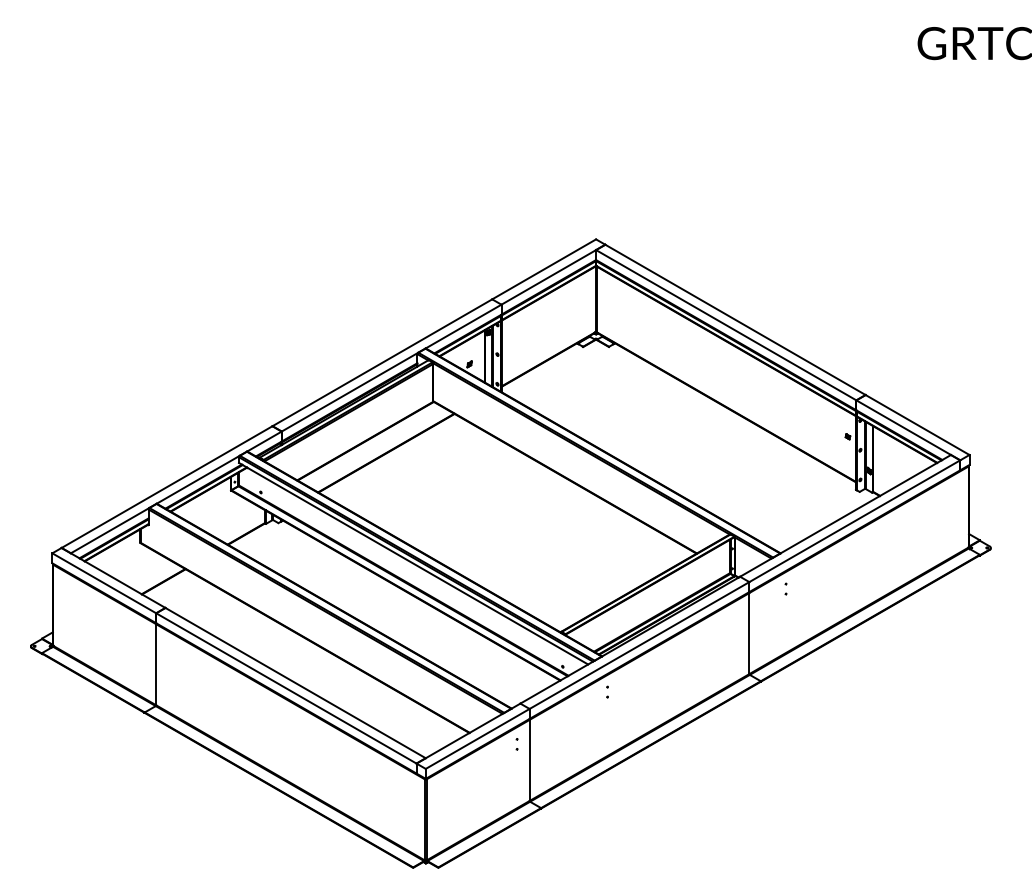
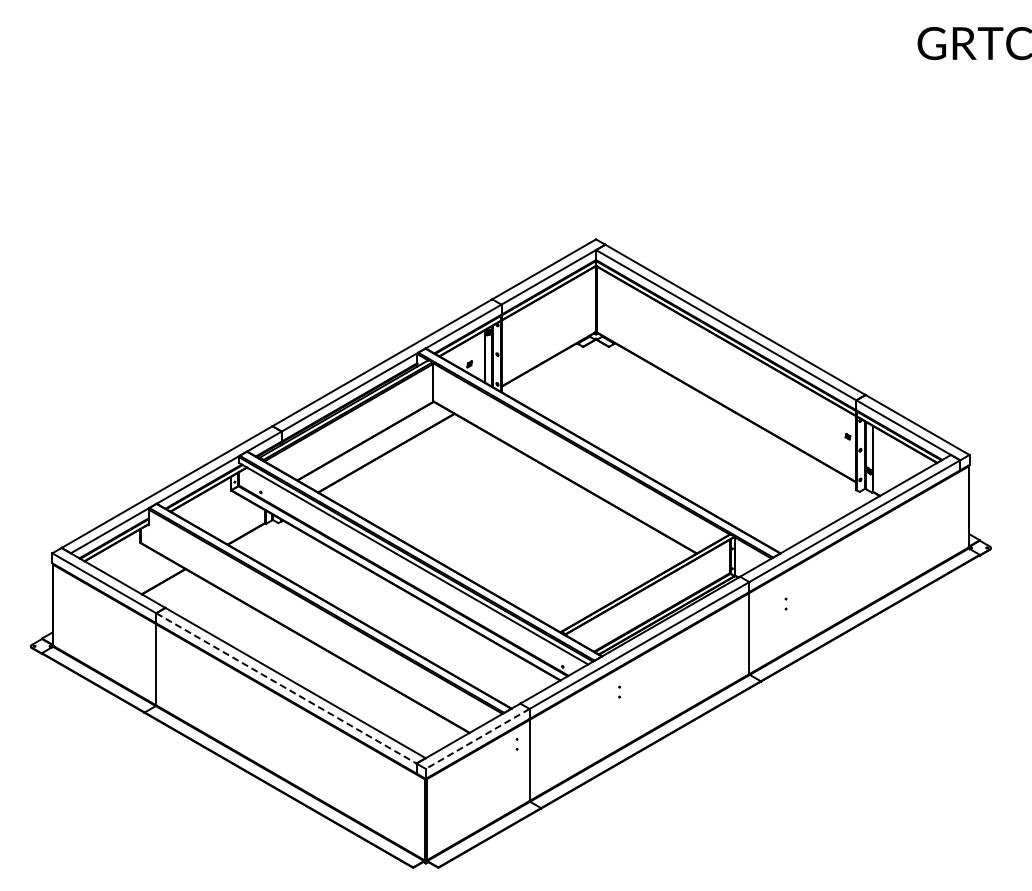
part position: (785, 588) -> (785, 603) (785, 603)
line: solid -> dashed (286, 688)
part position: (607, 691) -> (619, 691) (619, 691)
line: solid -> dashed (477, 738)
